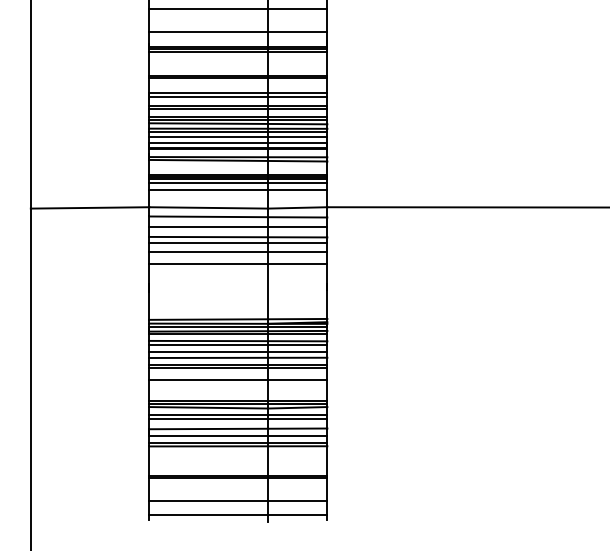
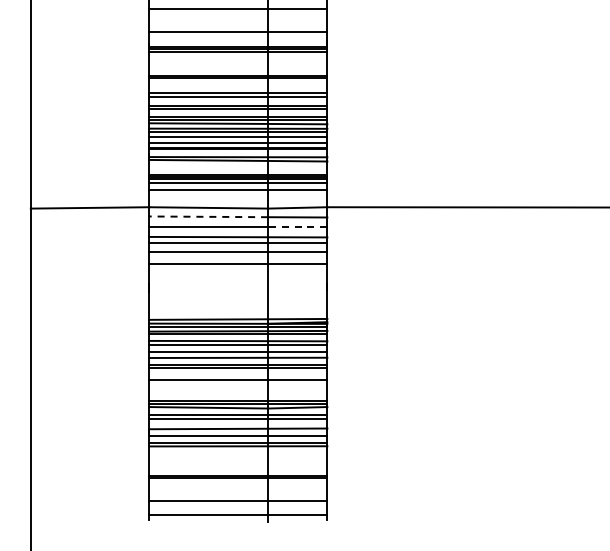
line: solid -> dashed (208, 216)
line: solid -> dashed (297, 226)
